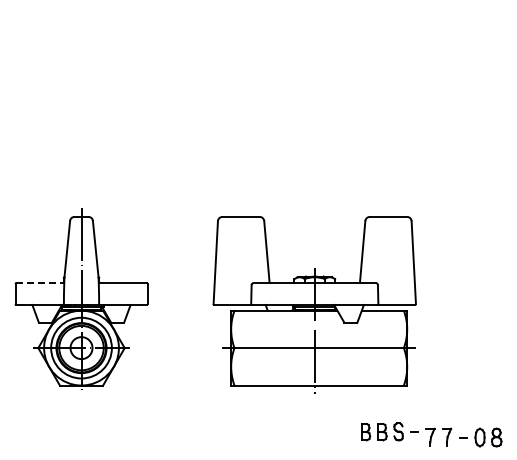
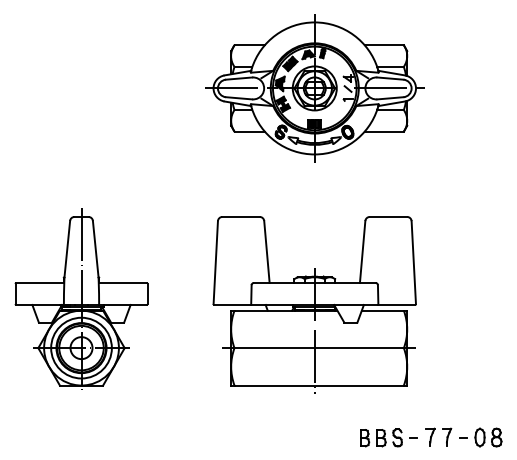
part: none -> present (314, 88)
line: dashed -> solid (40, 282)
part position: (389, 431) -> (388, 437) (388, 437)
